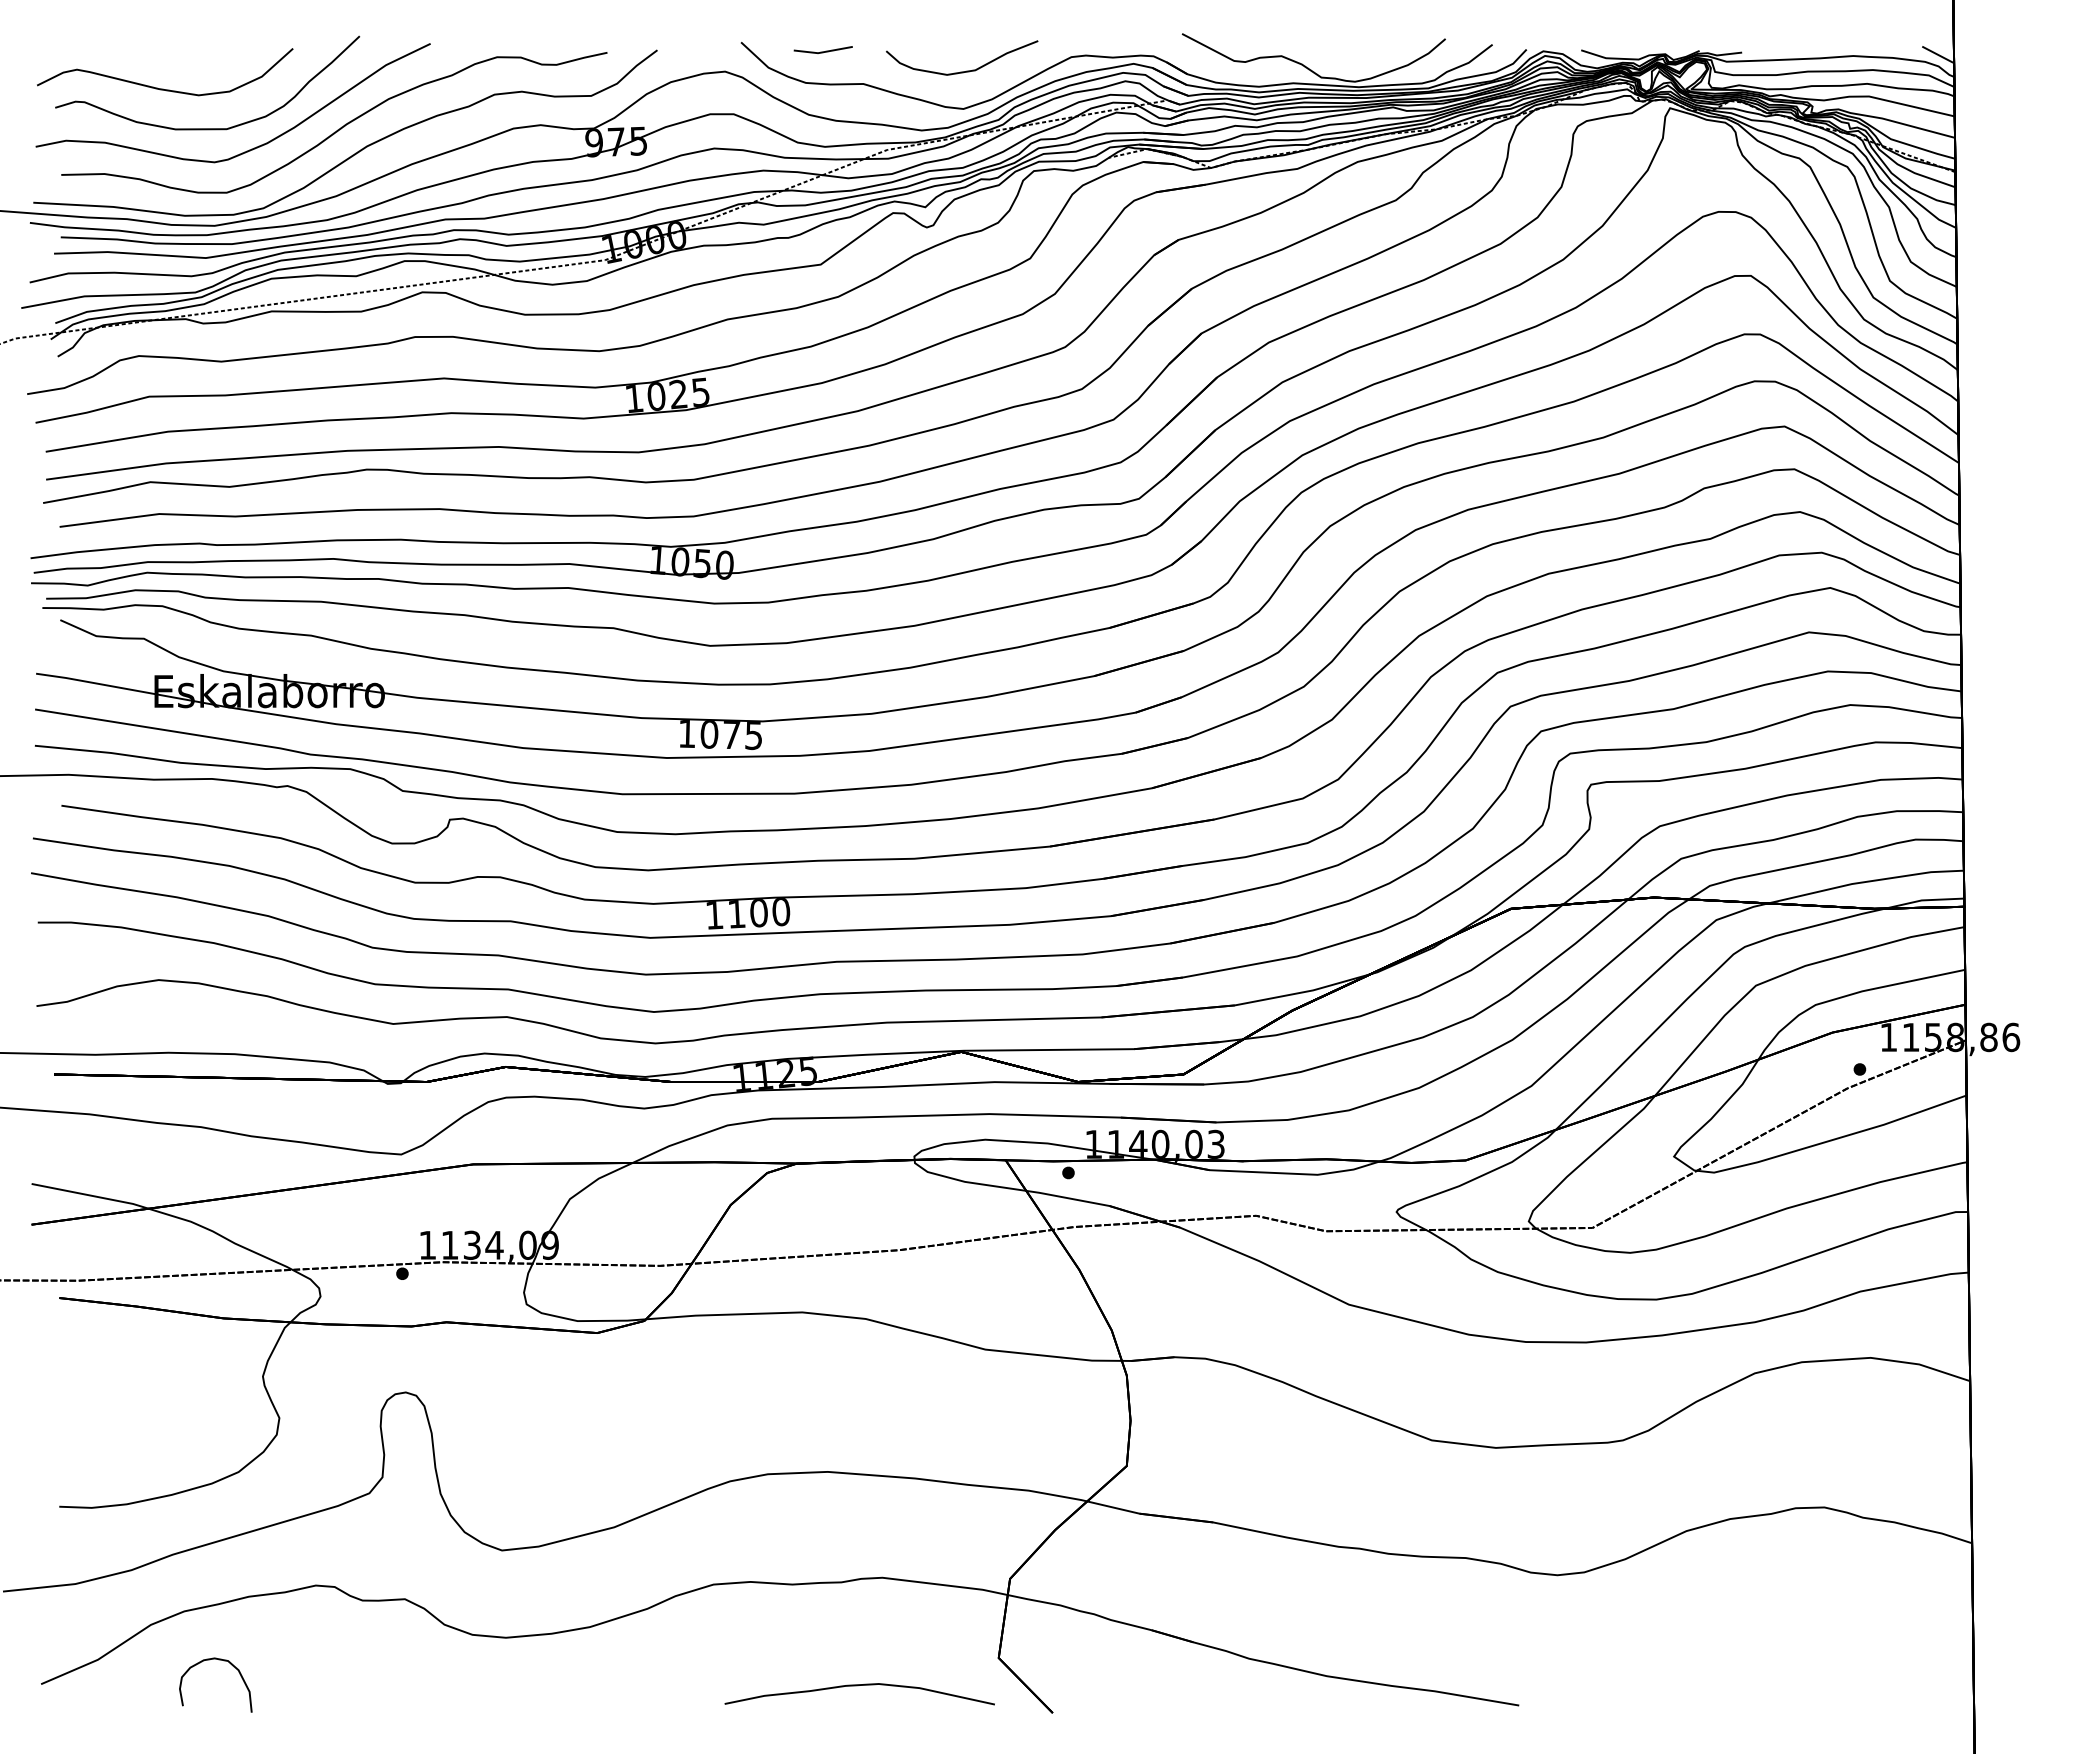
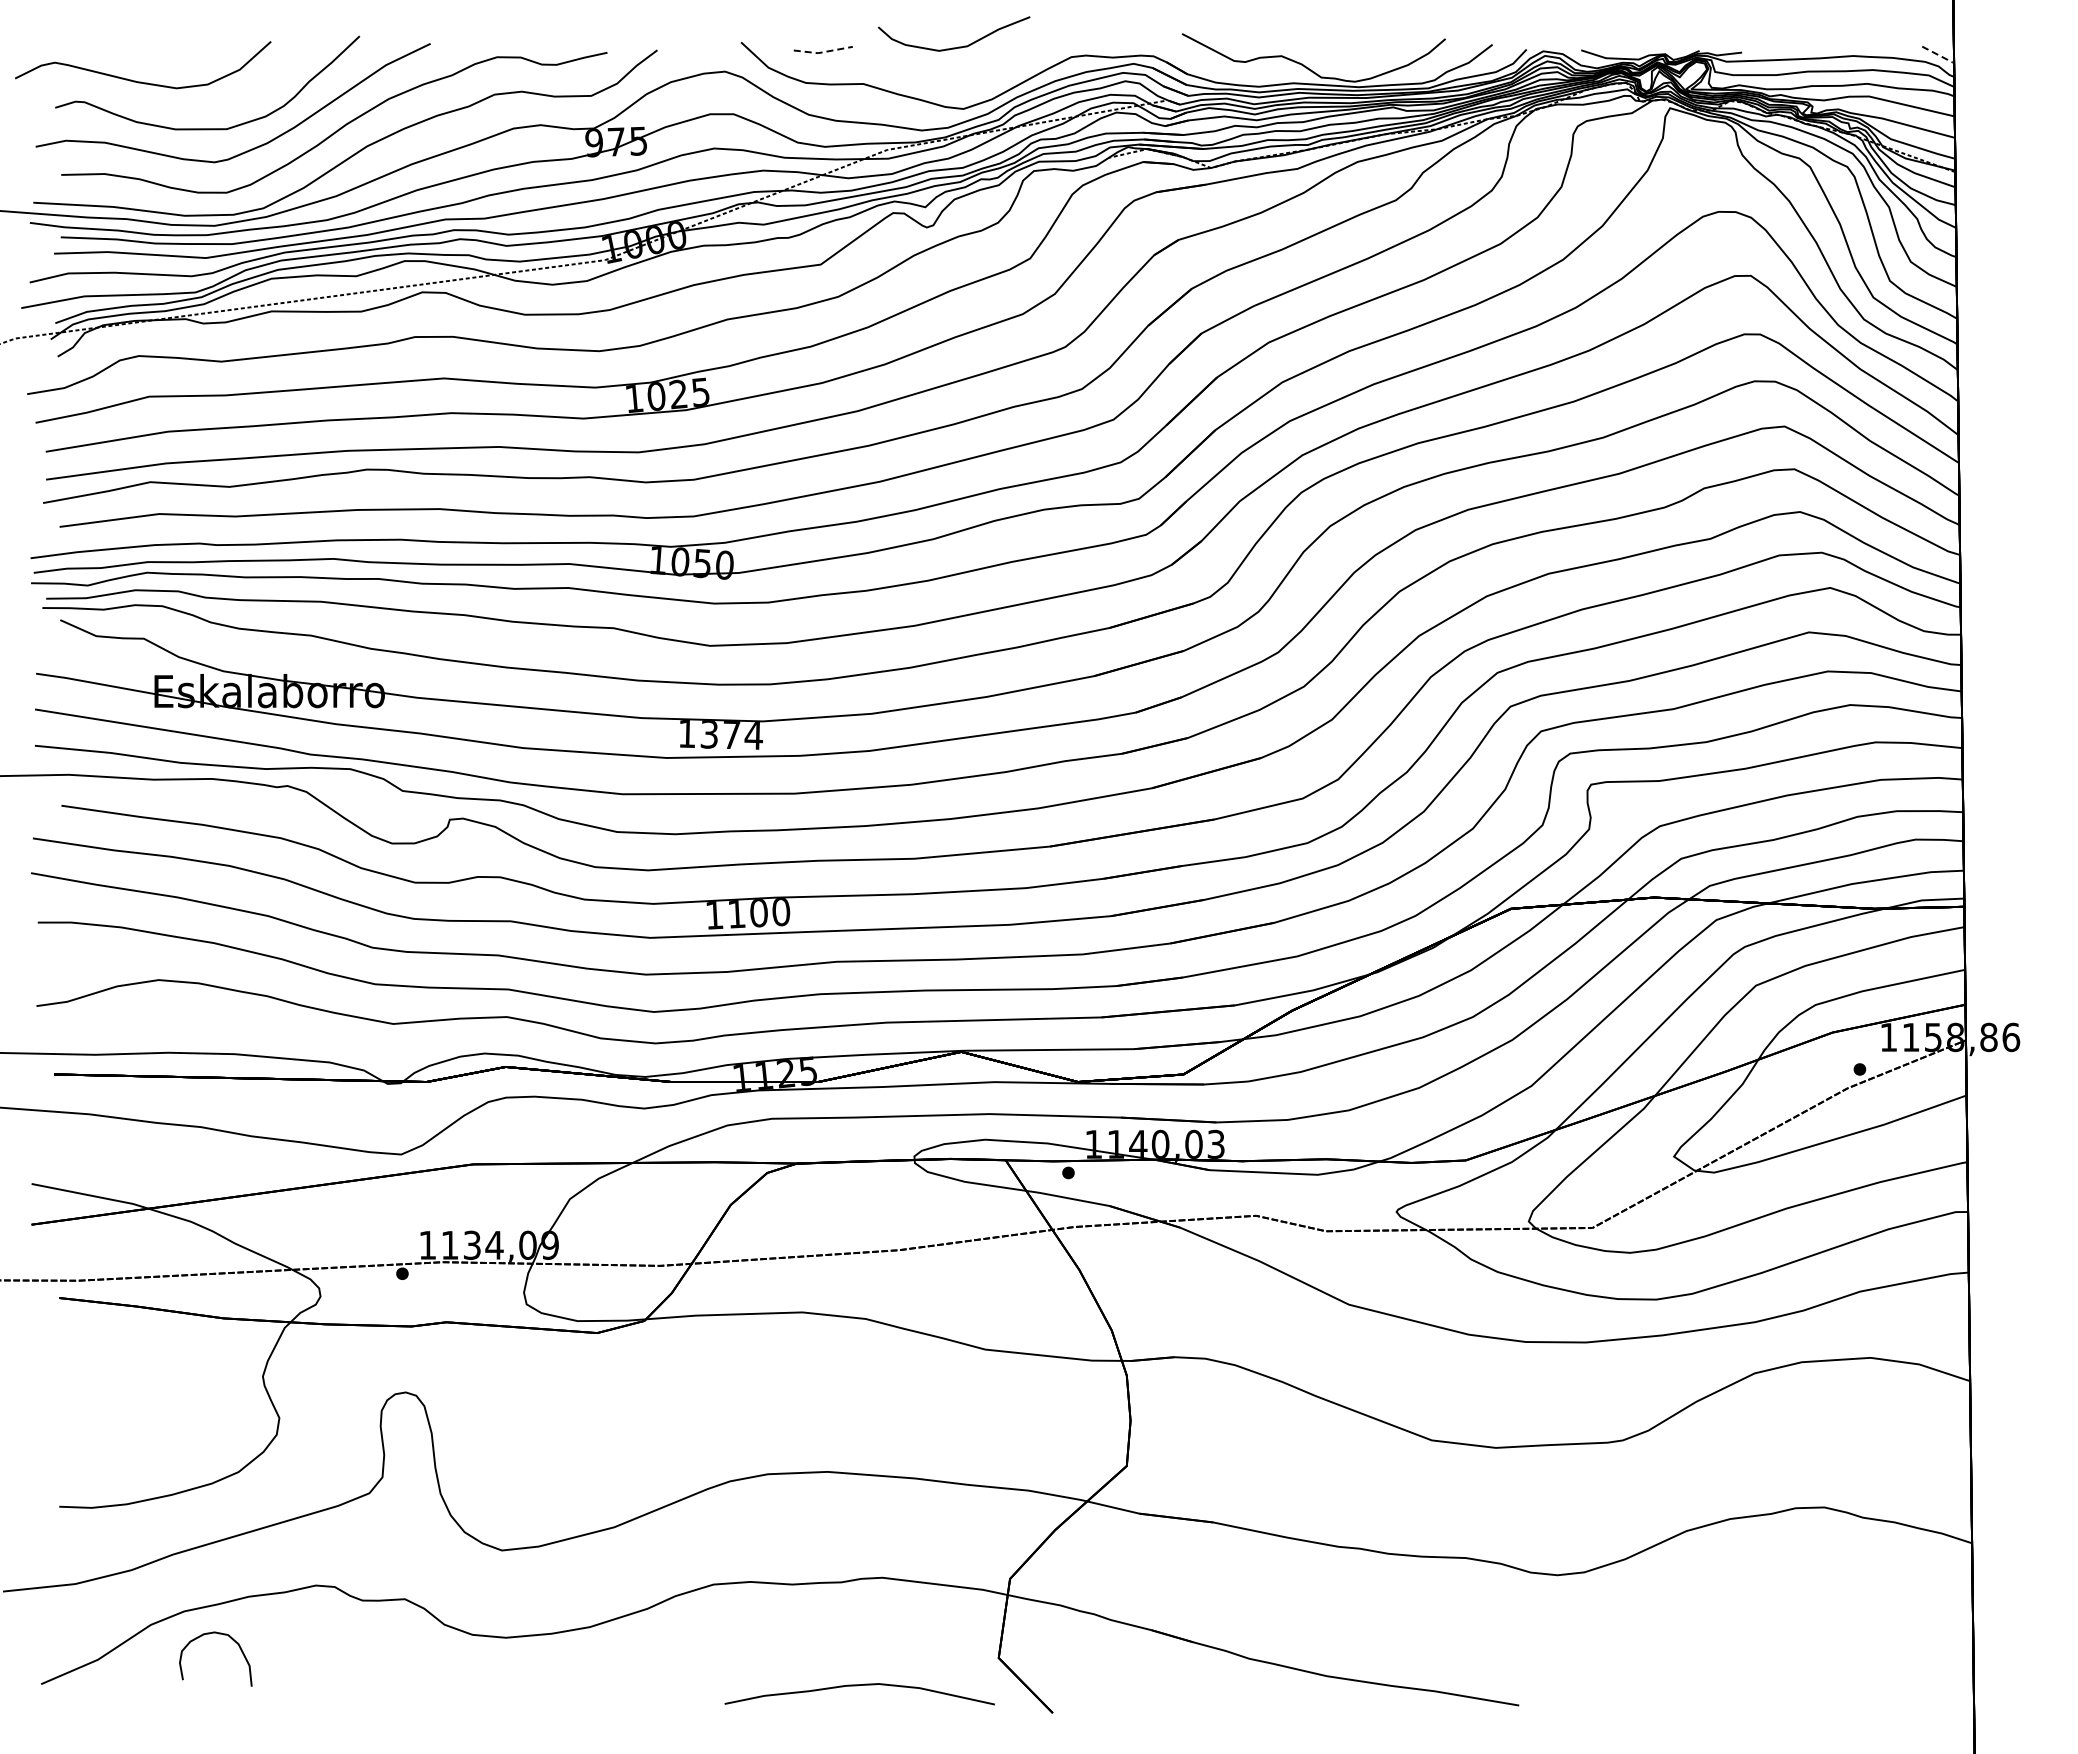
line: solid -> dashed (822, 52)
line: solid -> dashed (1938, 55)
curve position: (966, 70) -> (958, 46) (958, 46)
curve position: (163, 88) -> (141, 81) (141, 81)
text: 1075 -> 1374 (731, 735)
curve position: (218, 1660) -> (218, 1634) (218, 1634)
